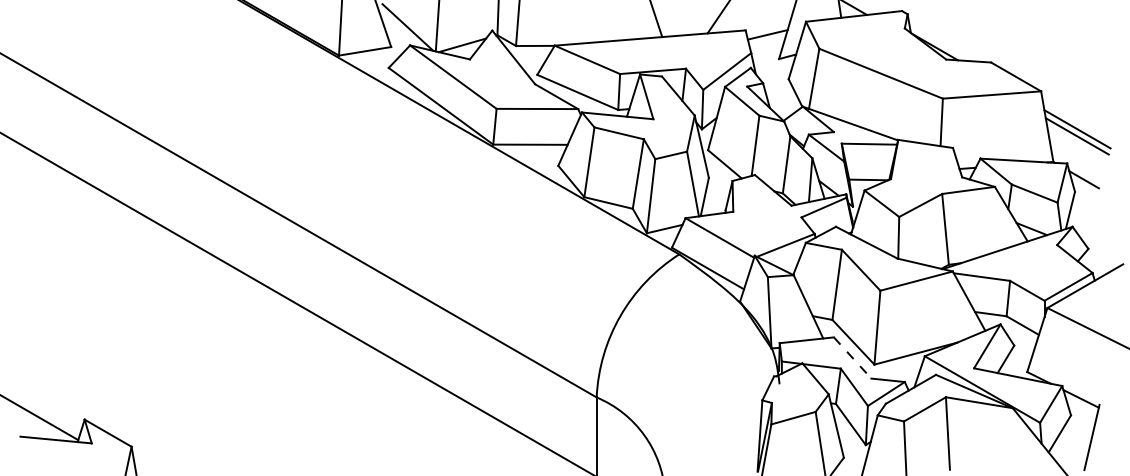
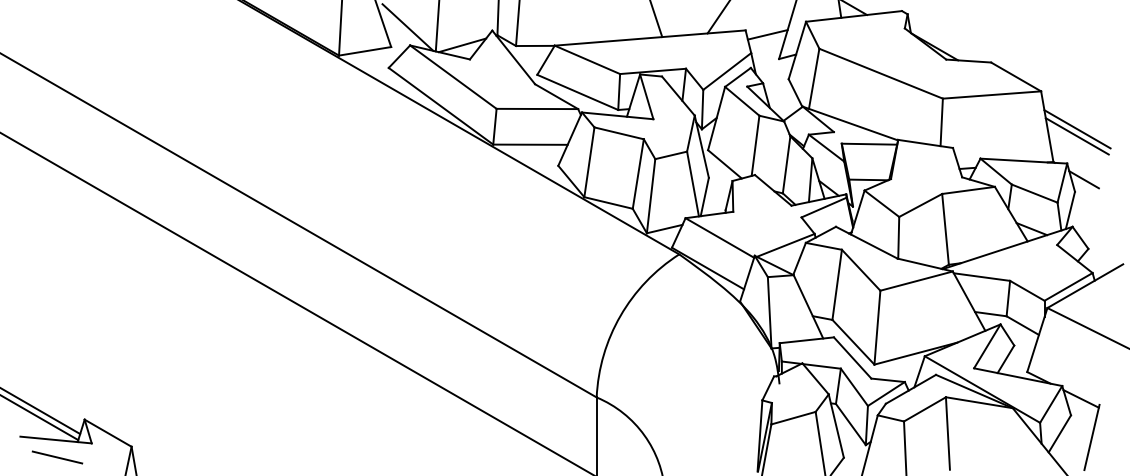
line: dashed -> solid (852, 357)
line: none -> present (41, 411)
line: none -> present (57, 457)
